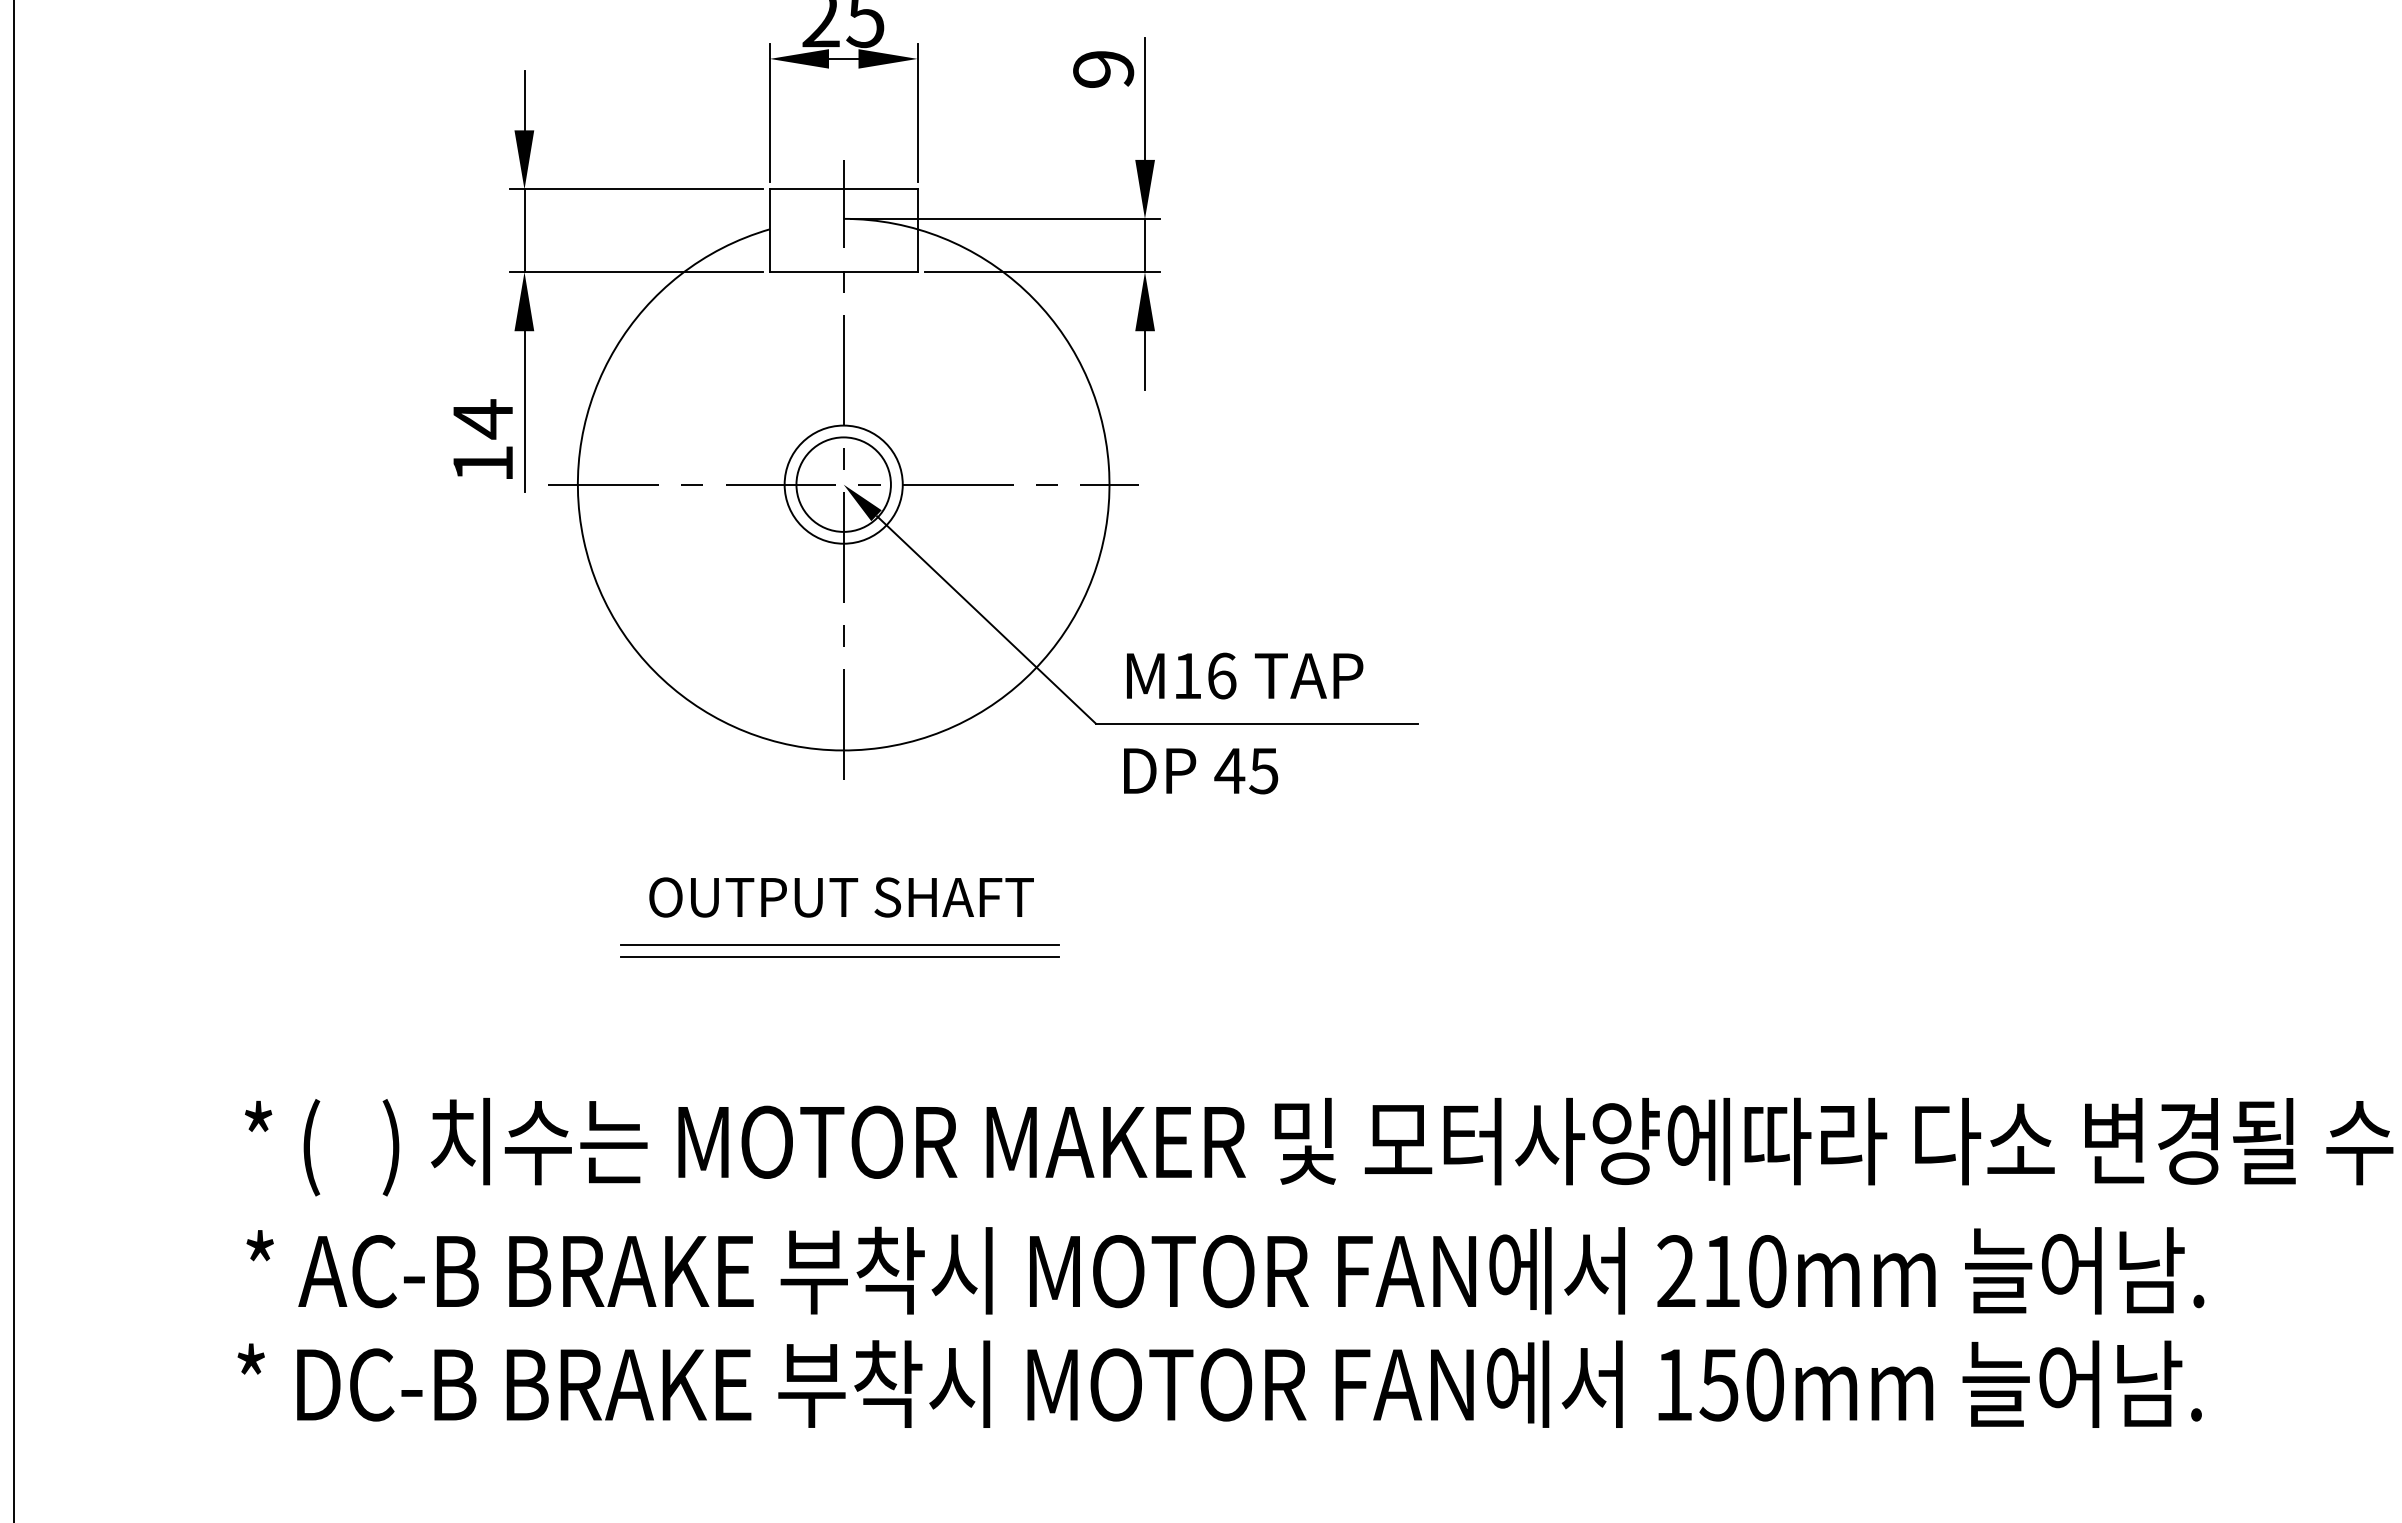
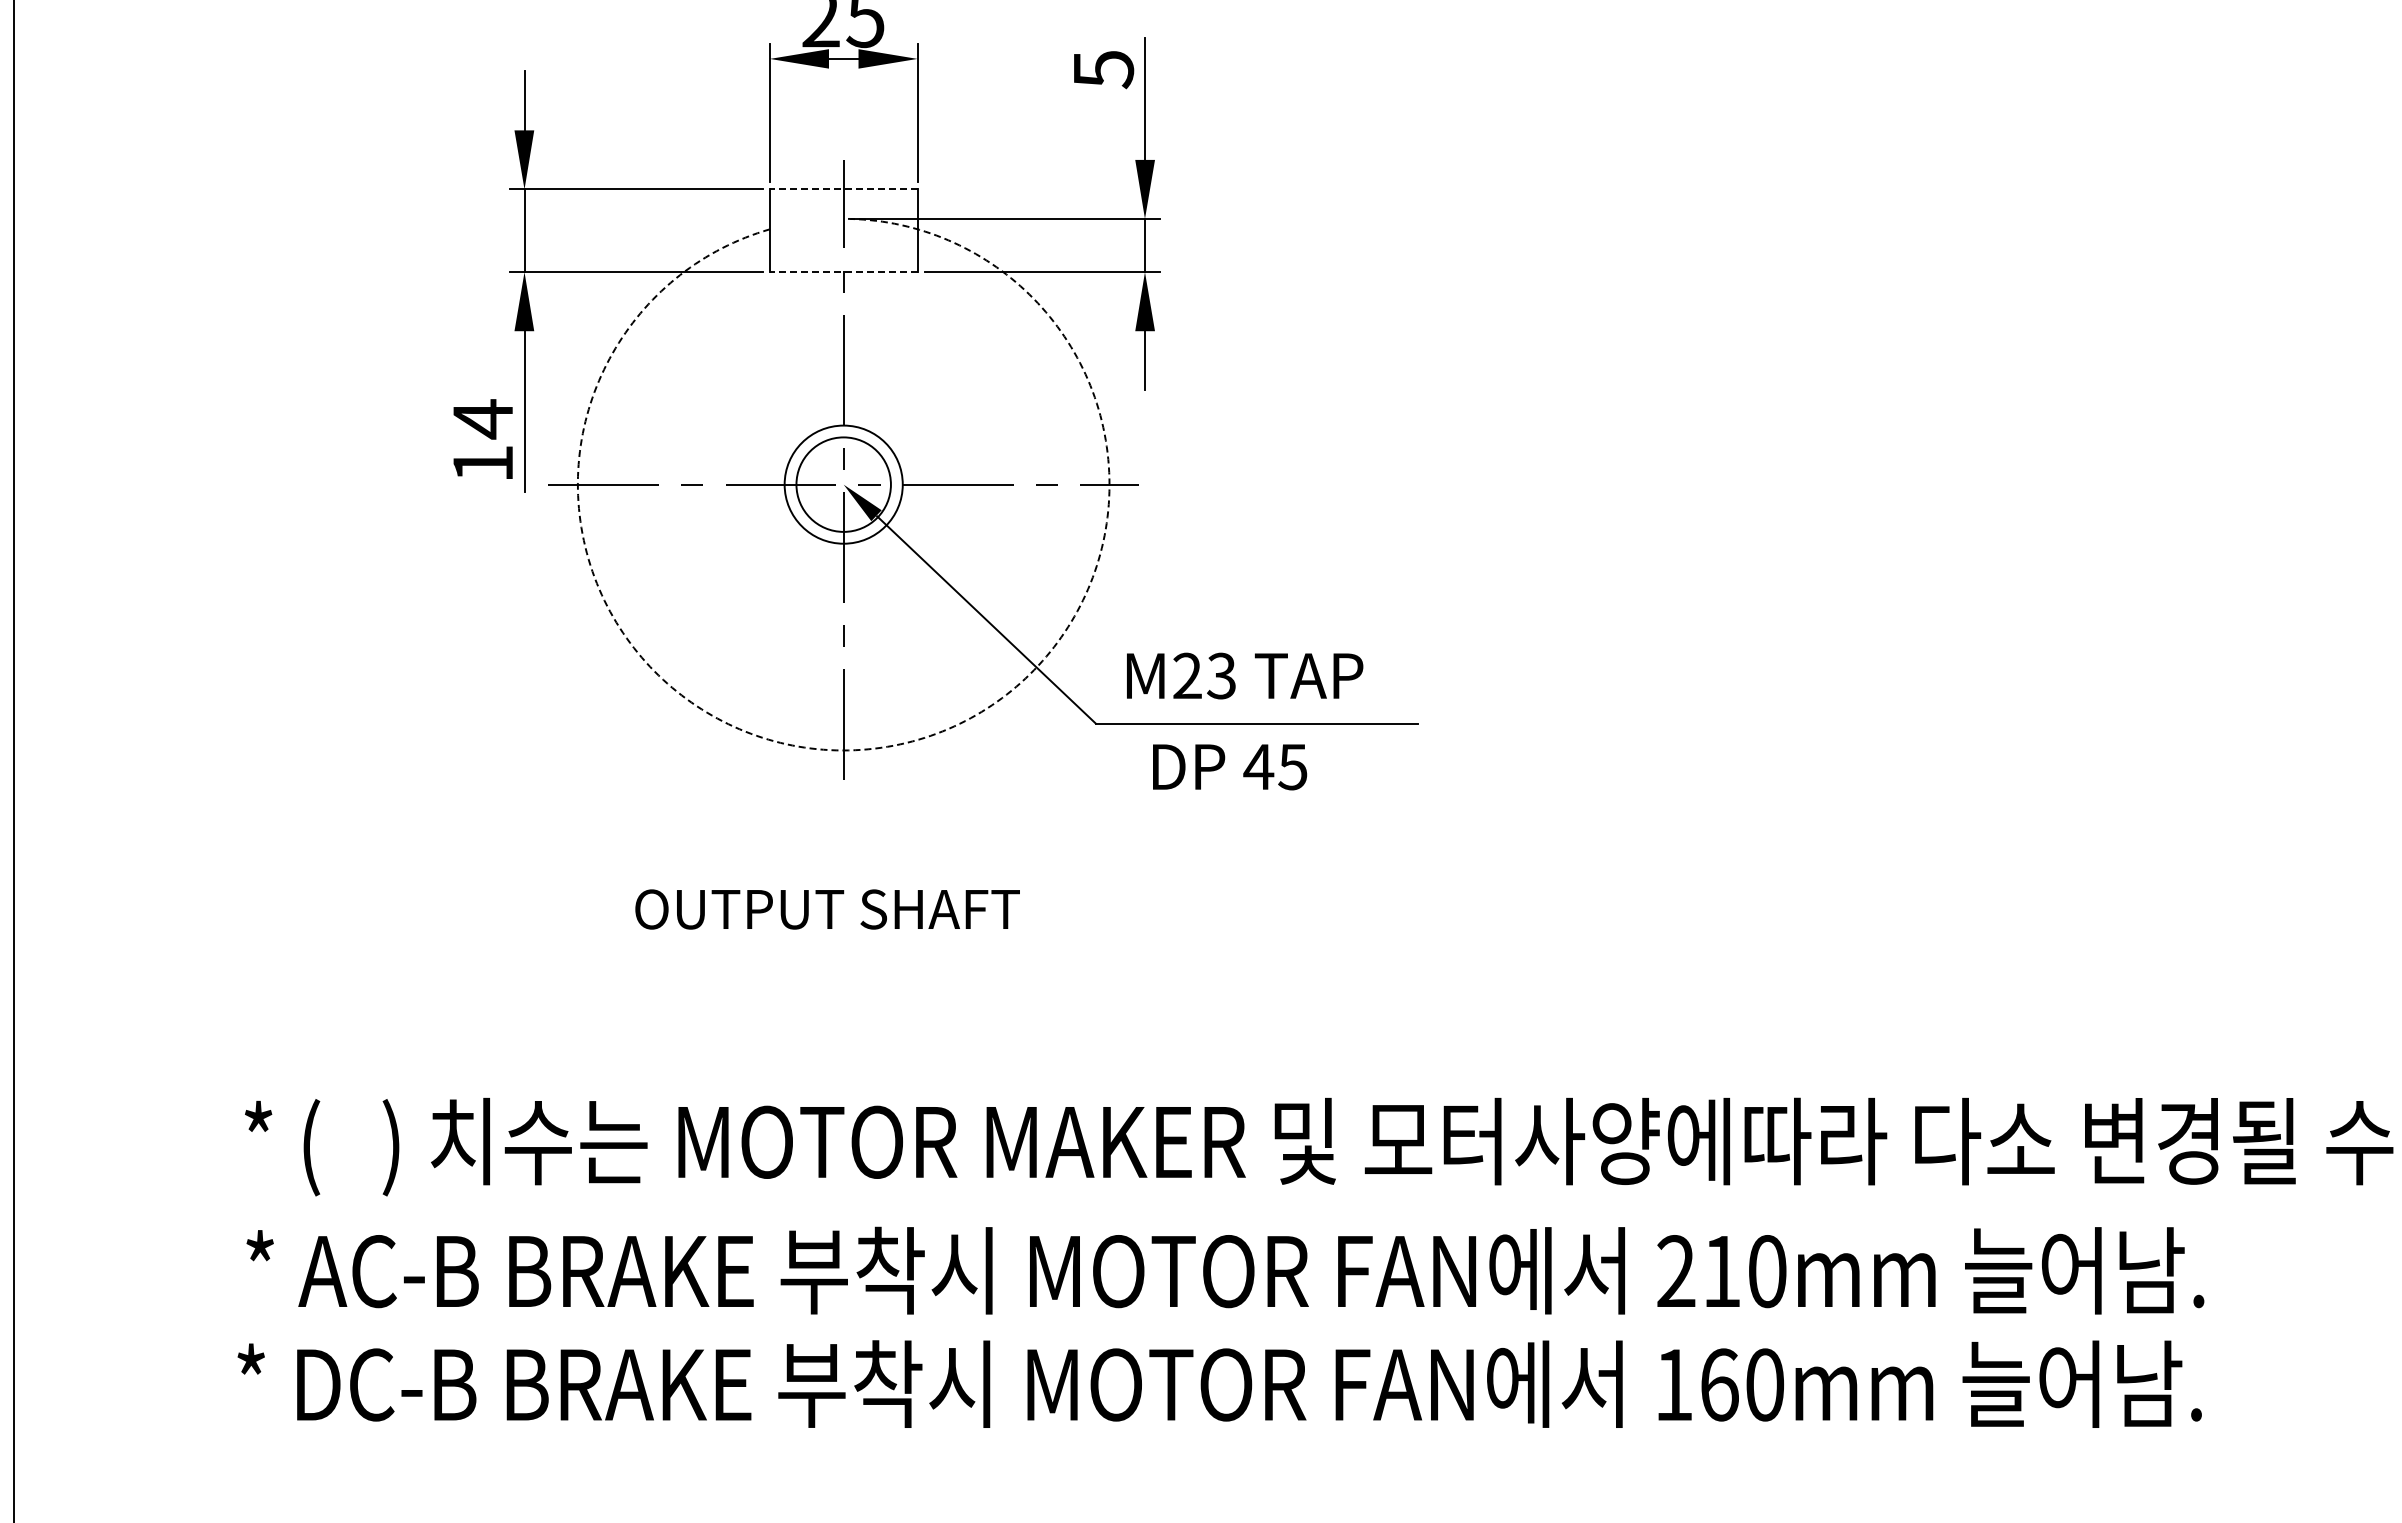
text: 9 -> 5 (1103, 70)
line: solid -> dashed (843, 189)
line: solid -> dashed (843, 272)
text: M16 -> M23 (1204, 675)
arc: solid -> dashed (881, 747)
text position: (1201, 771) -> (1230, 767) (1230, 767)
text position: (841, 897) -> (827, 909) (827, 909)
line: present -> none (839, 945)
line: present -> none (839, 956)
text: 150mm -> 160mm (1718, 1384)
